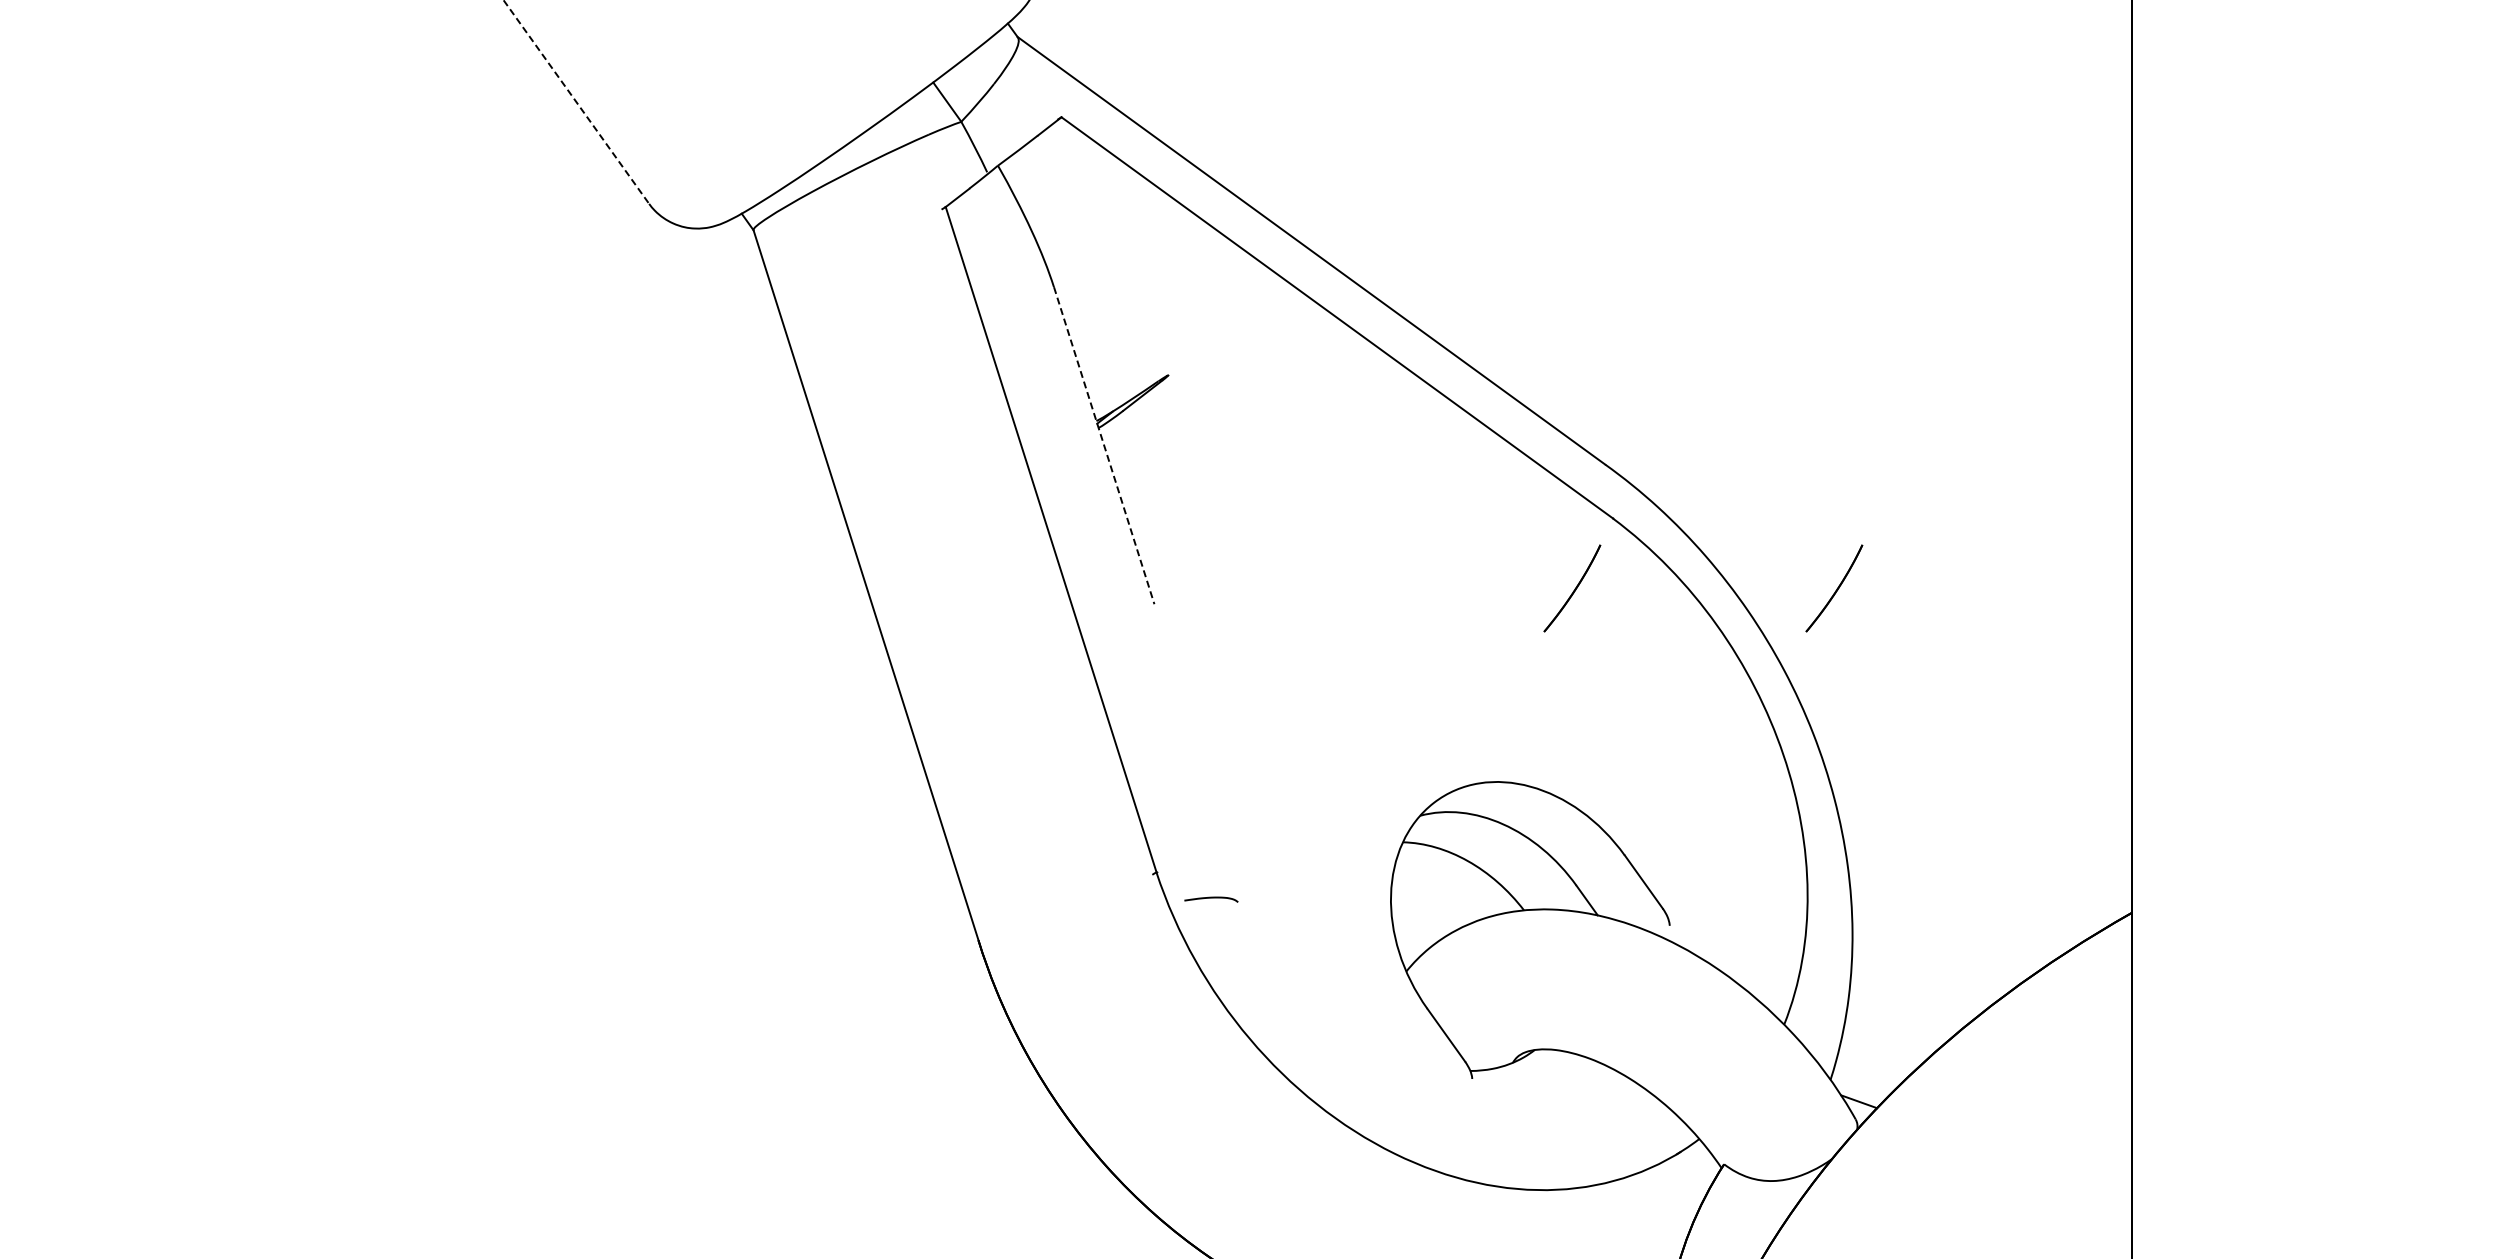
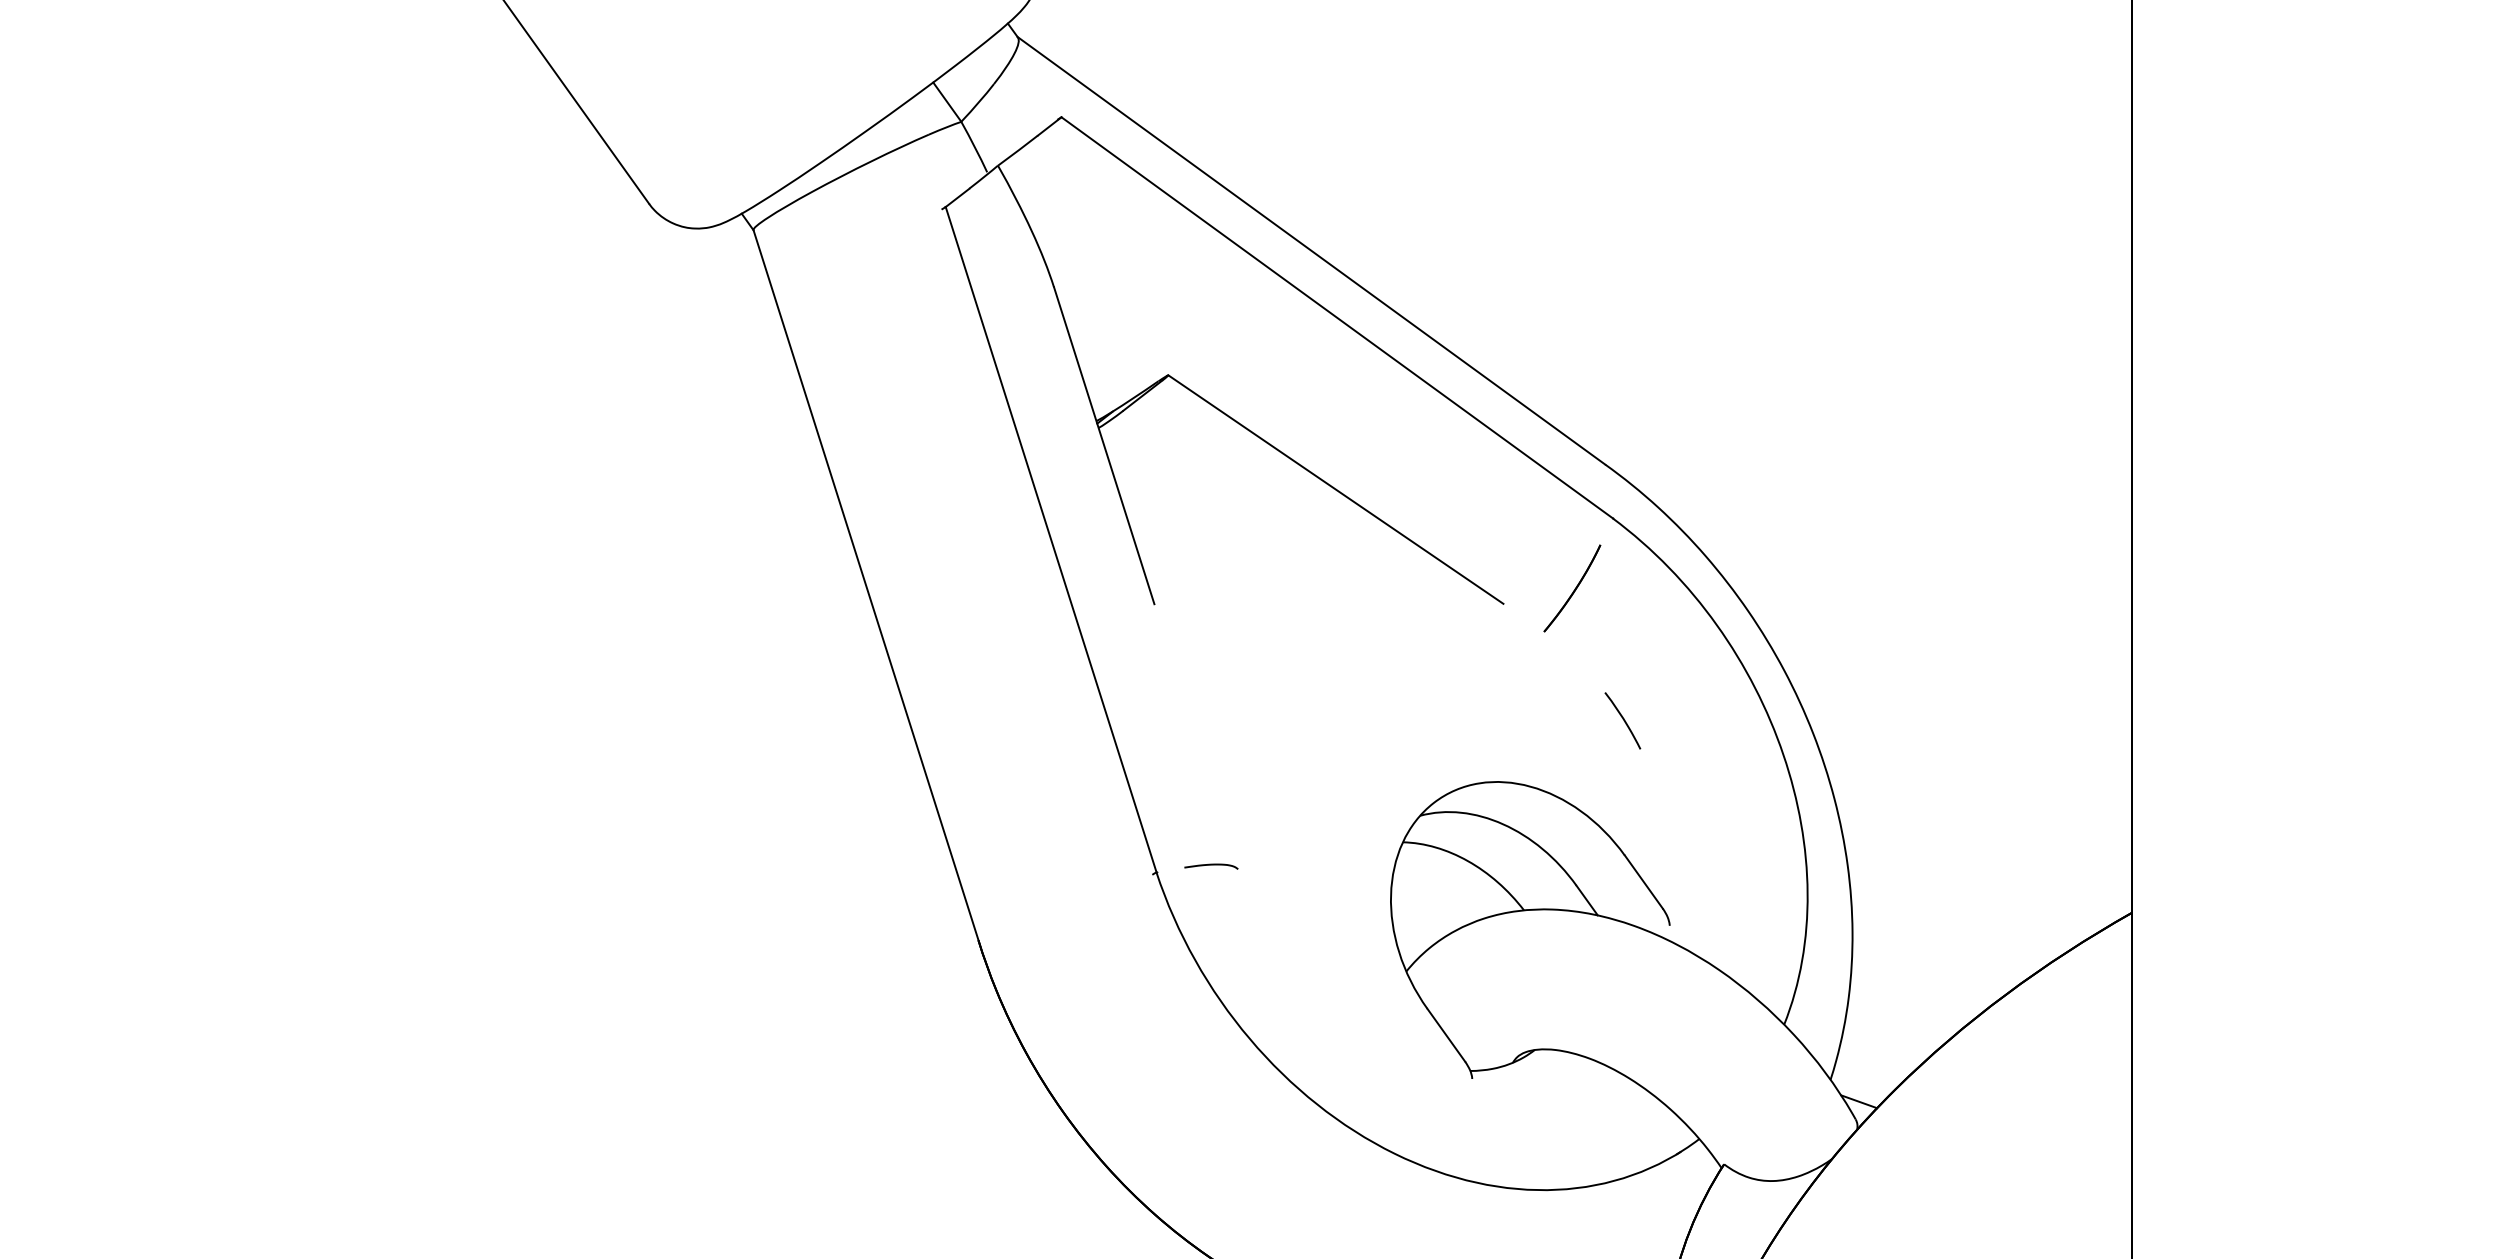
line: dashed -> solid (576, 102)
line: dashed -> solid (1104, 446)
line: none -> present (1335, 489)
part: present -> none (1834, 588)
curve: none -> present (1622, 719)
curve position: (1211, 898) -> (1211, 865) (1211, 865)
